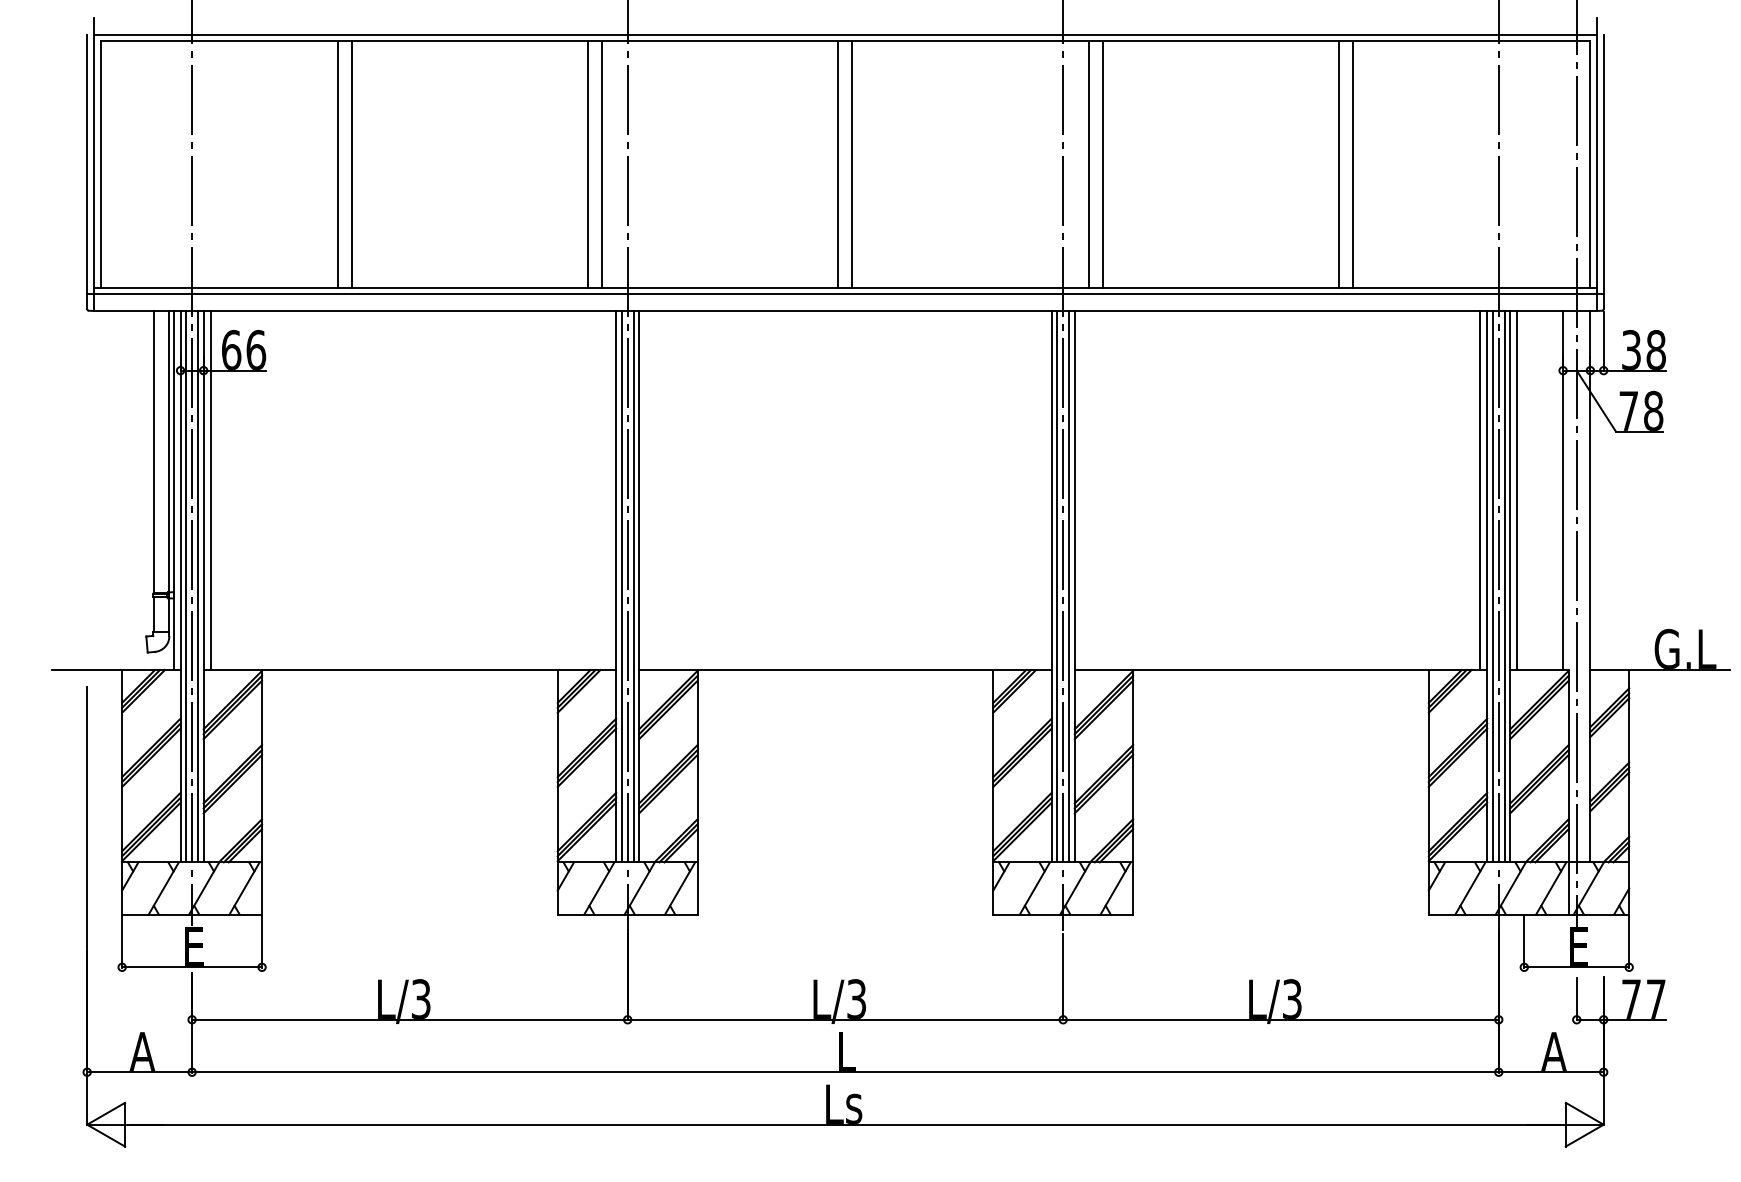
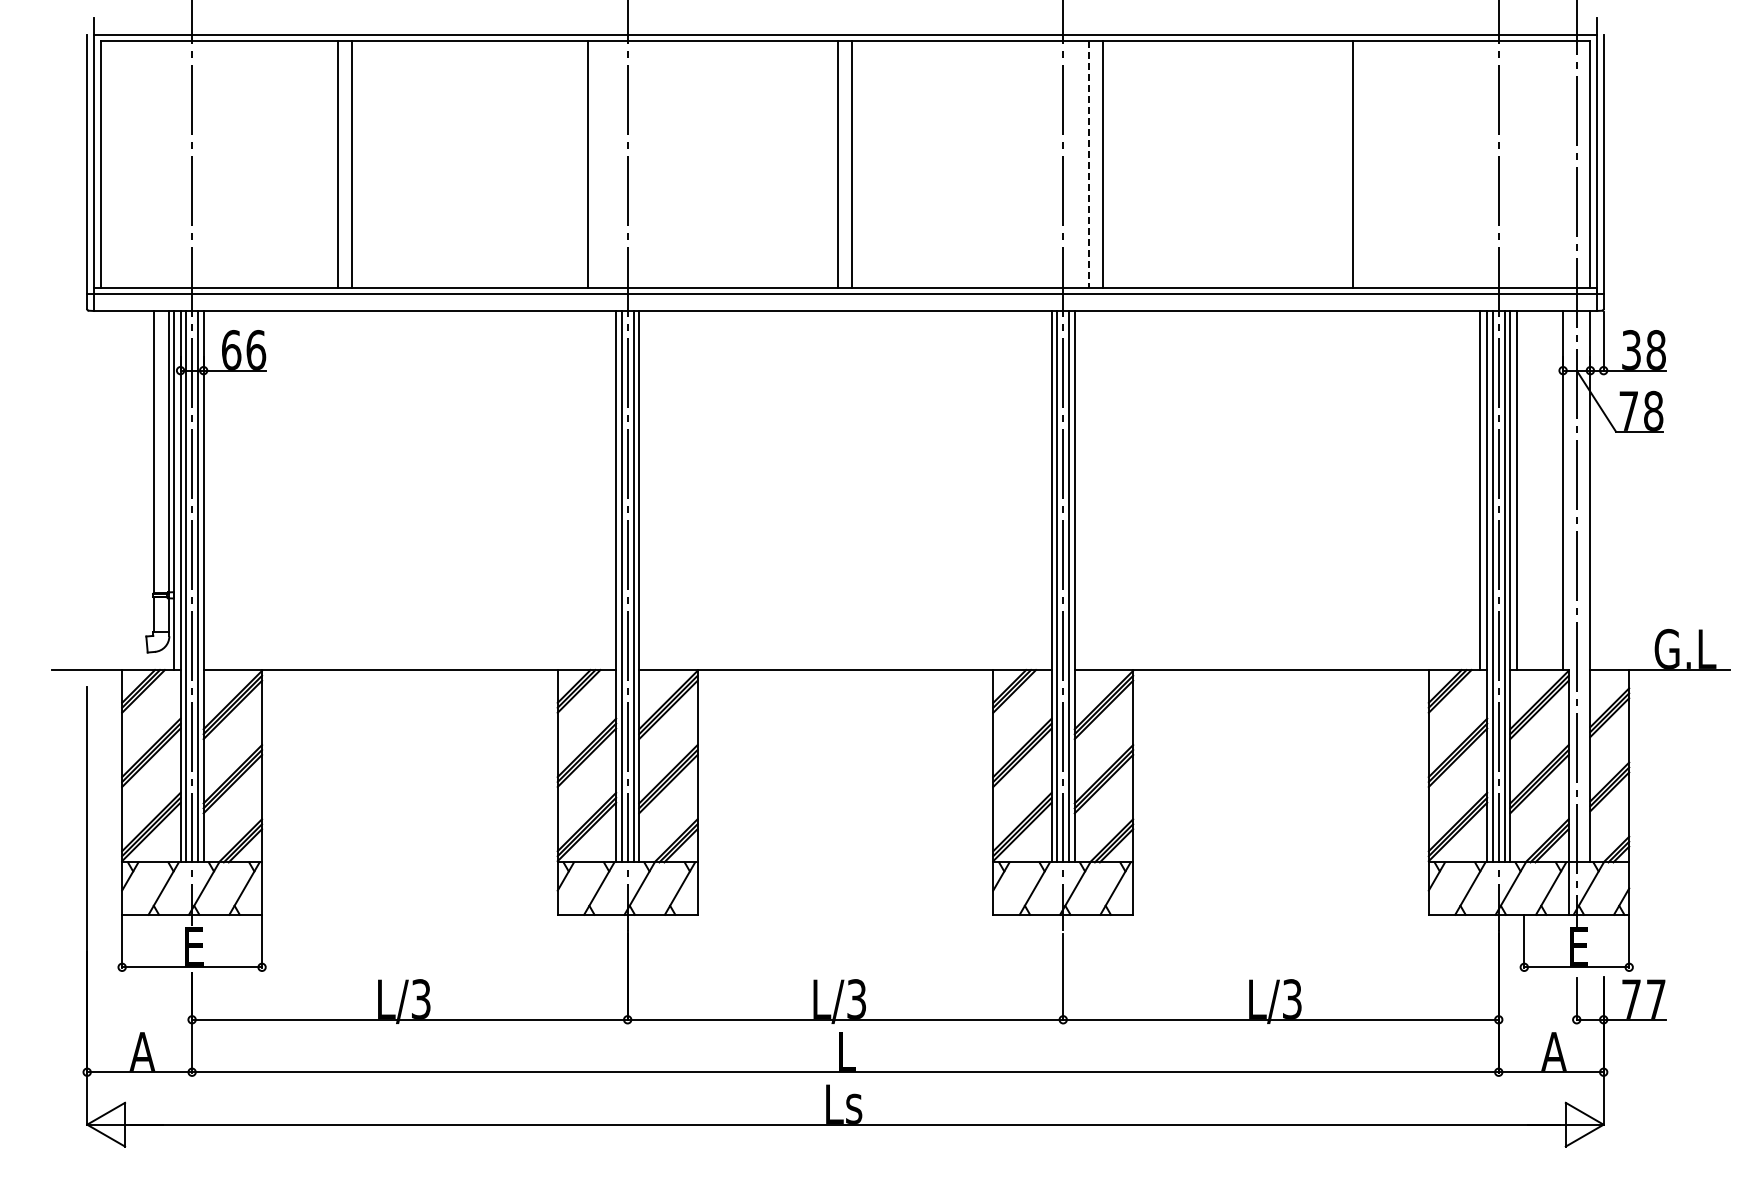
line: present -> none (602, 164)
line: solid -> dashed (1088, 164)
line: present -> none (1339, 164)
line: present -> none (210, 490)
